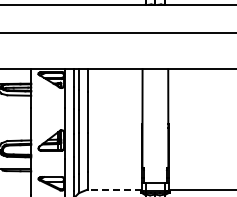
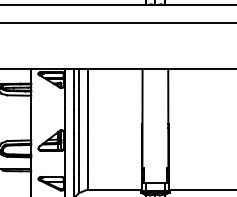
line position: (117, 32) -> (117, 22) (117, 22)
line: dashed -> solid (114, 189)
